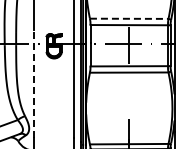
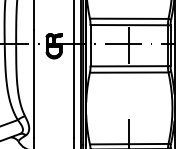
line: dashed -> solid (129, 18)
line: dashed -> solid (34, 83)
